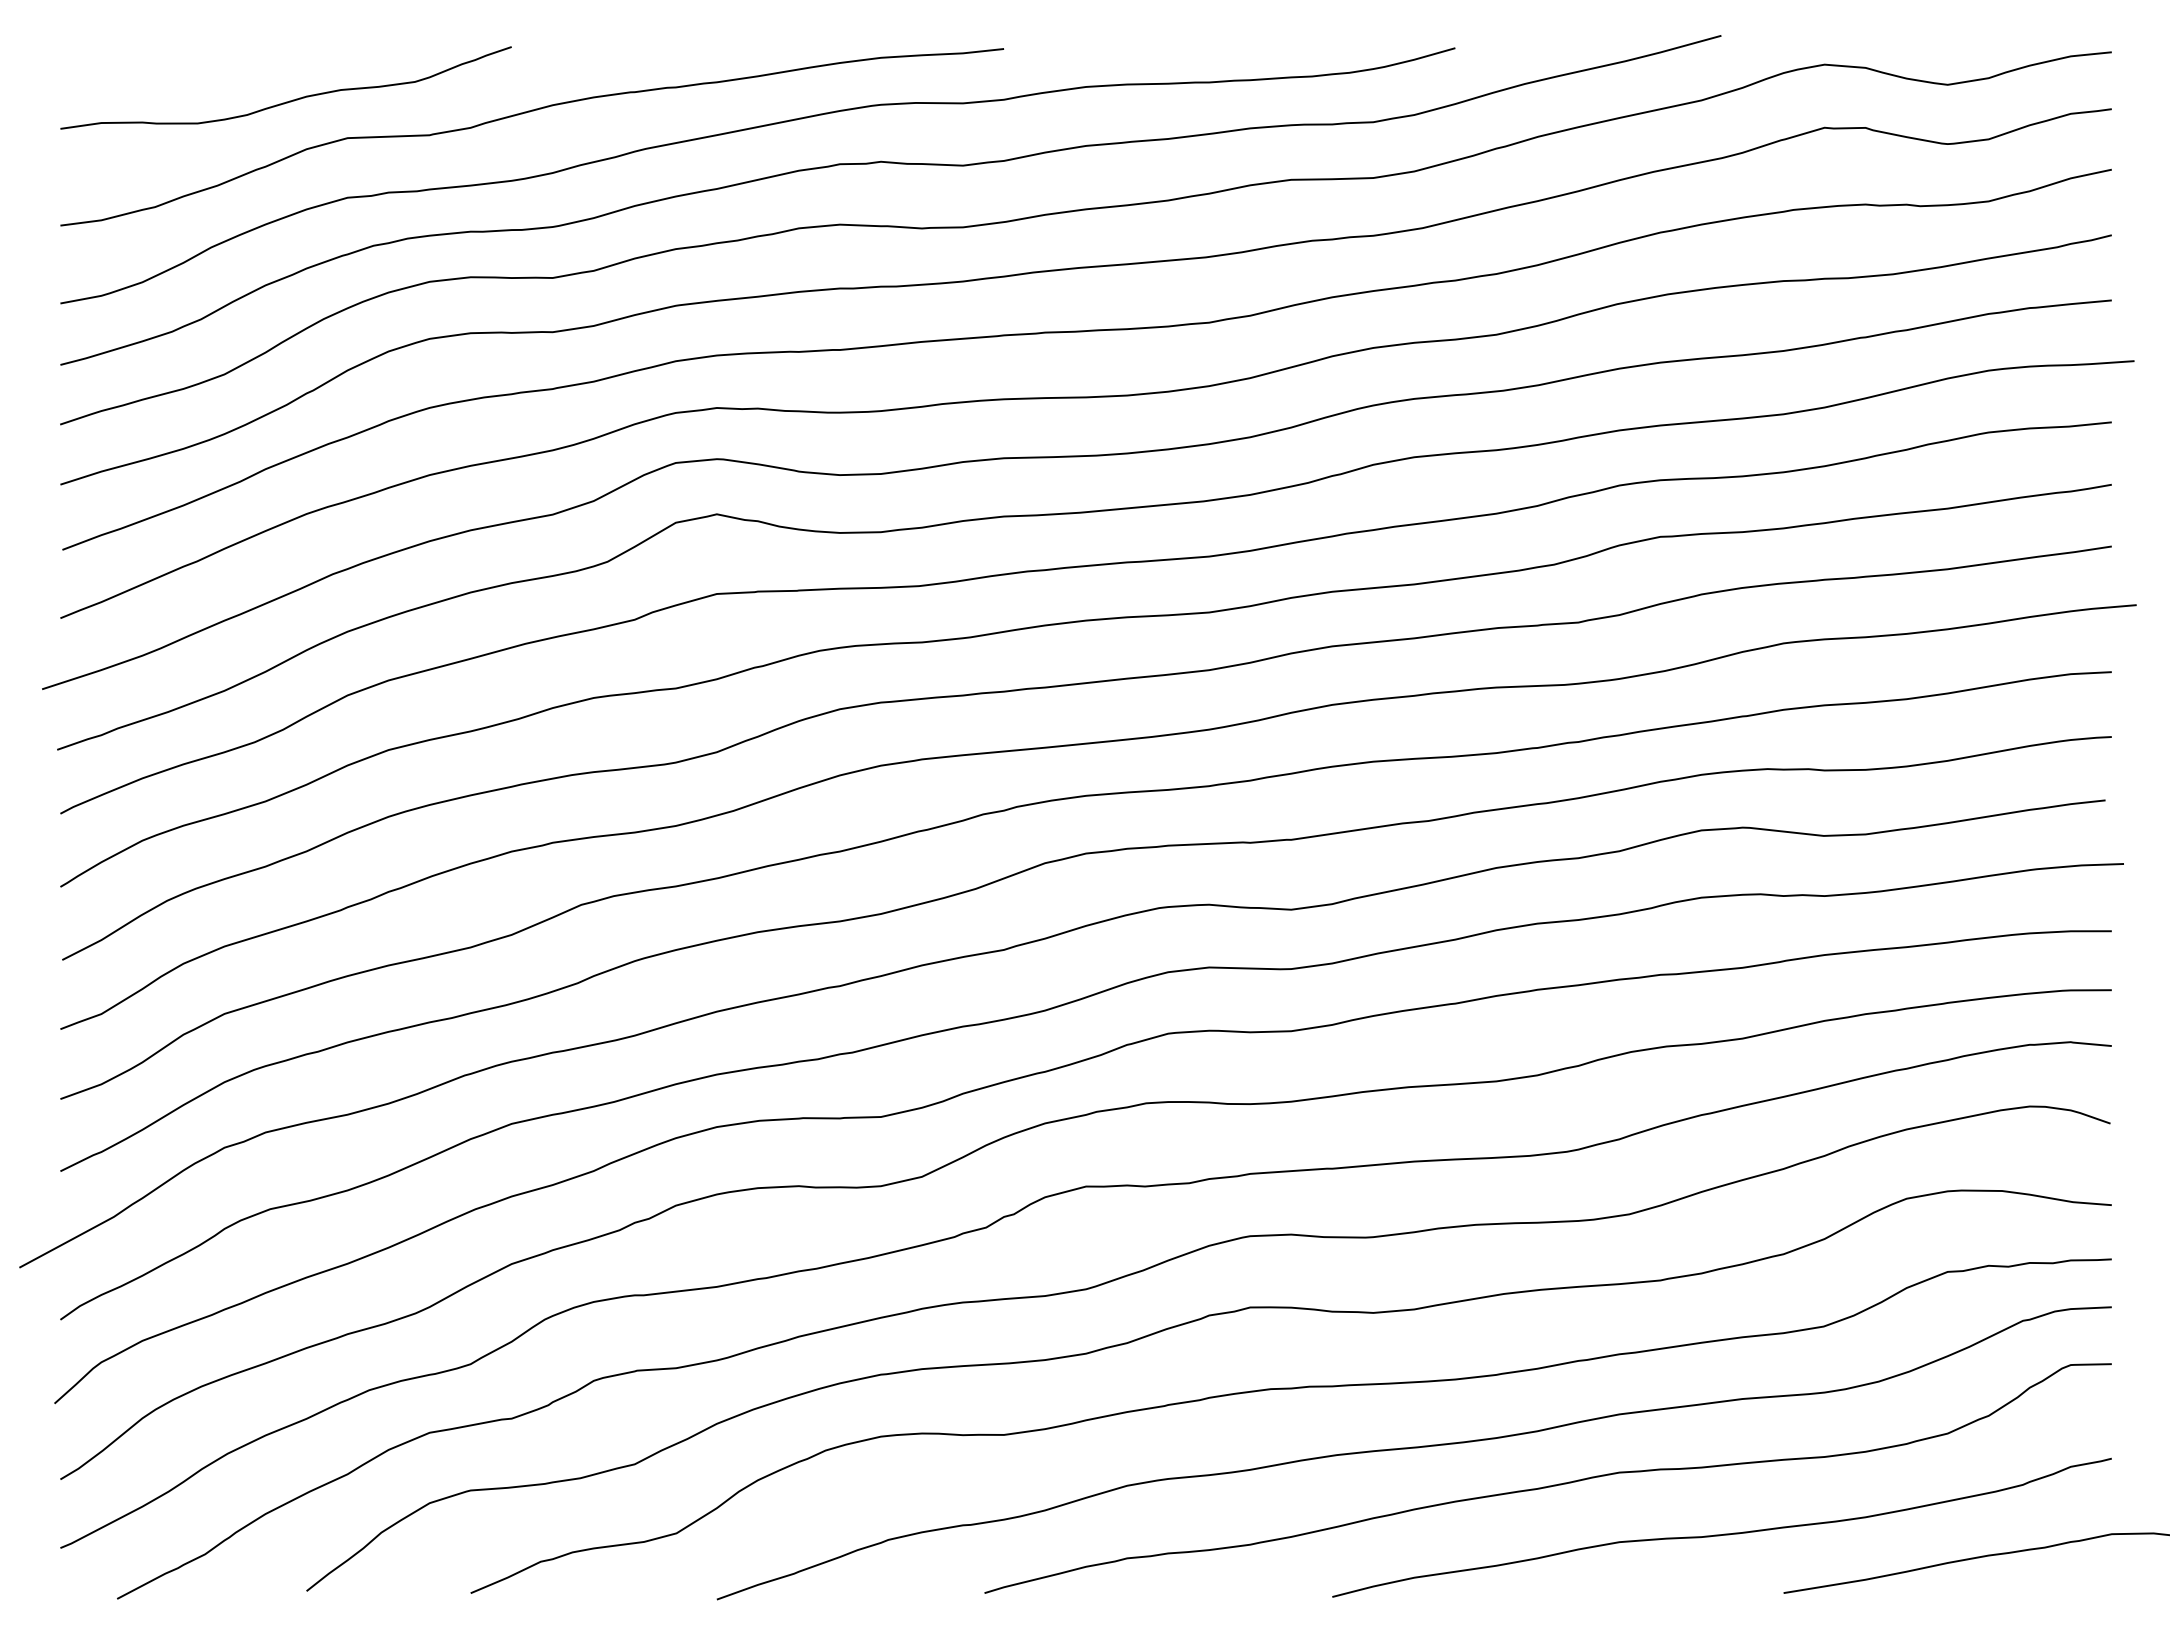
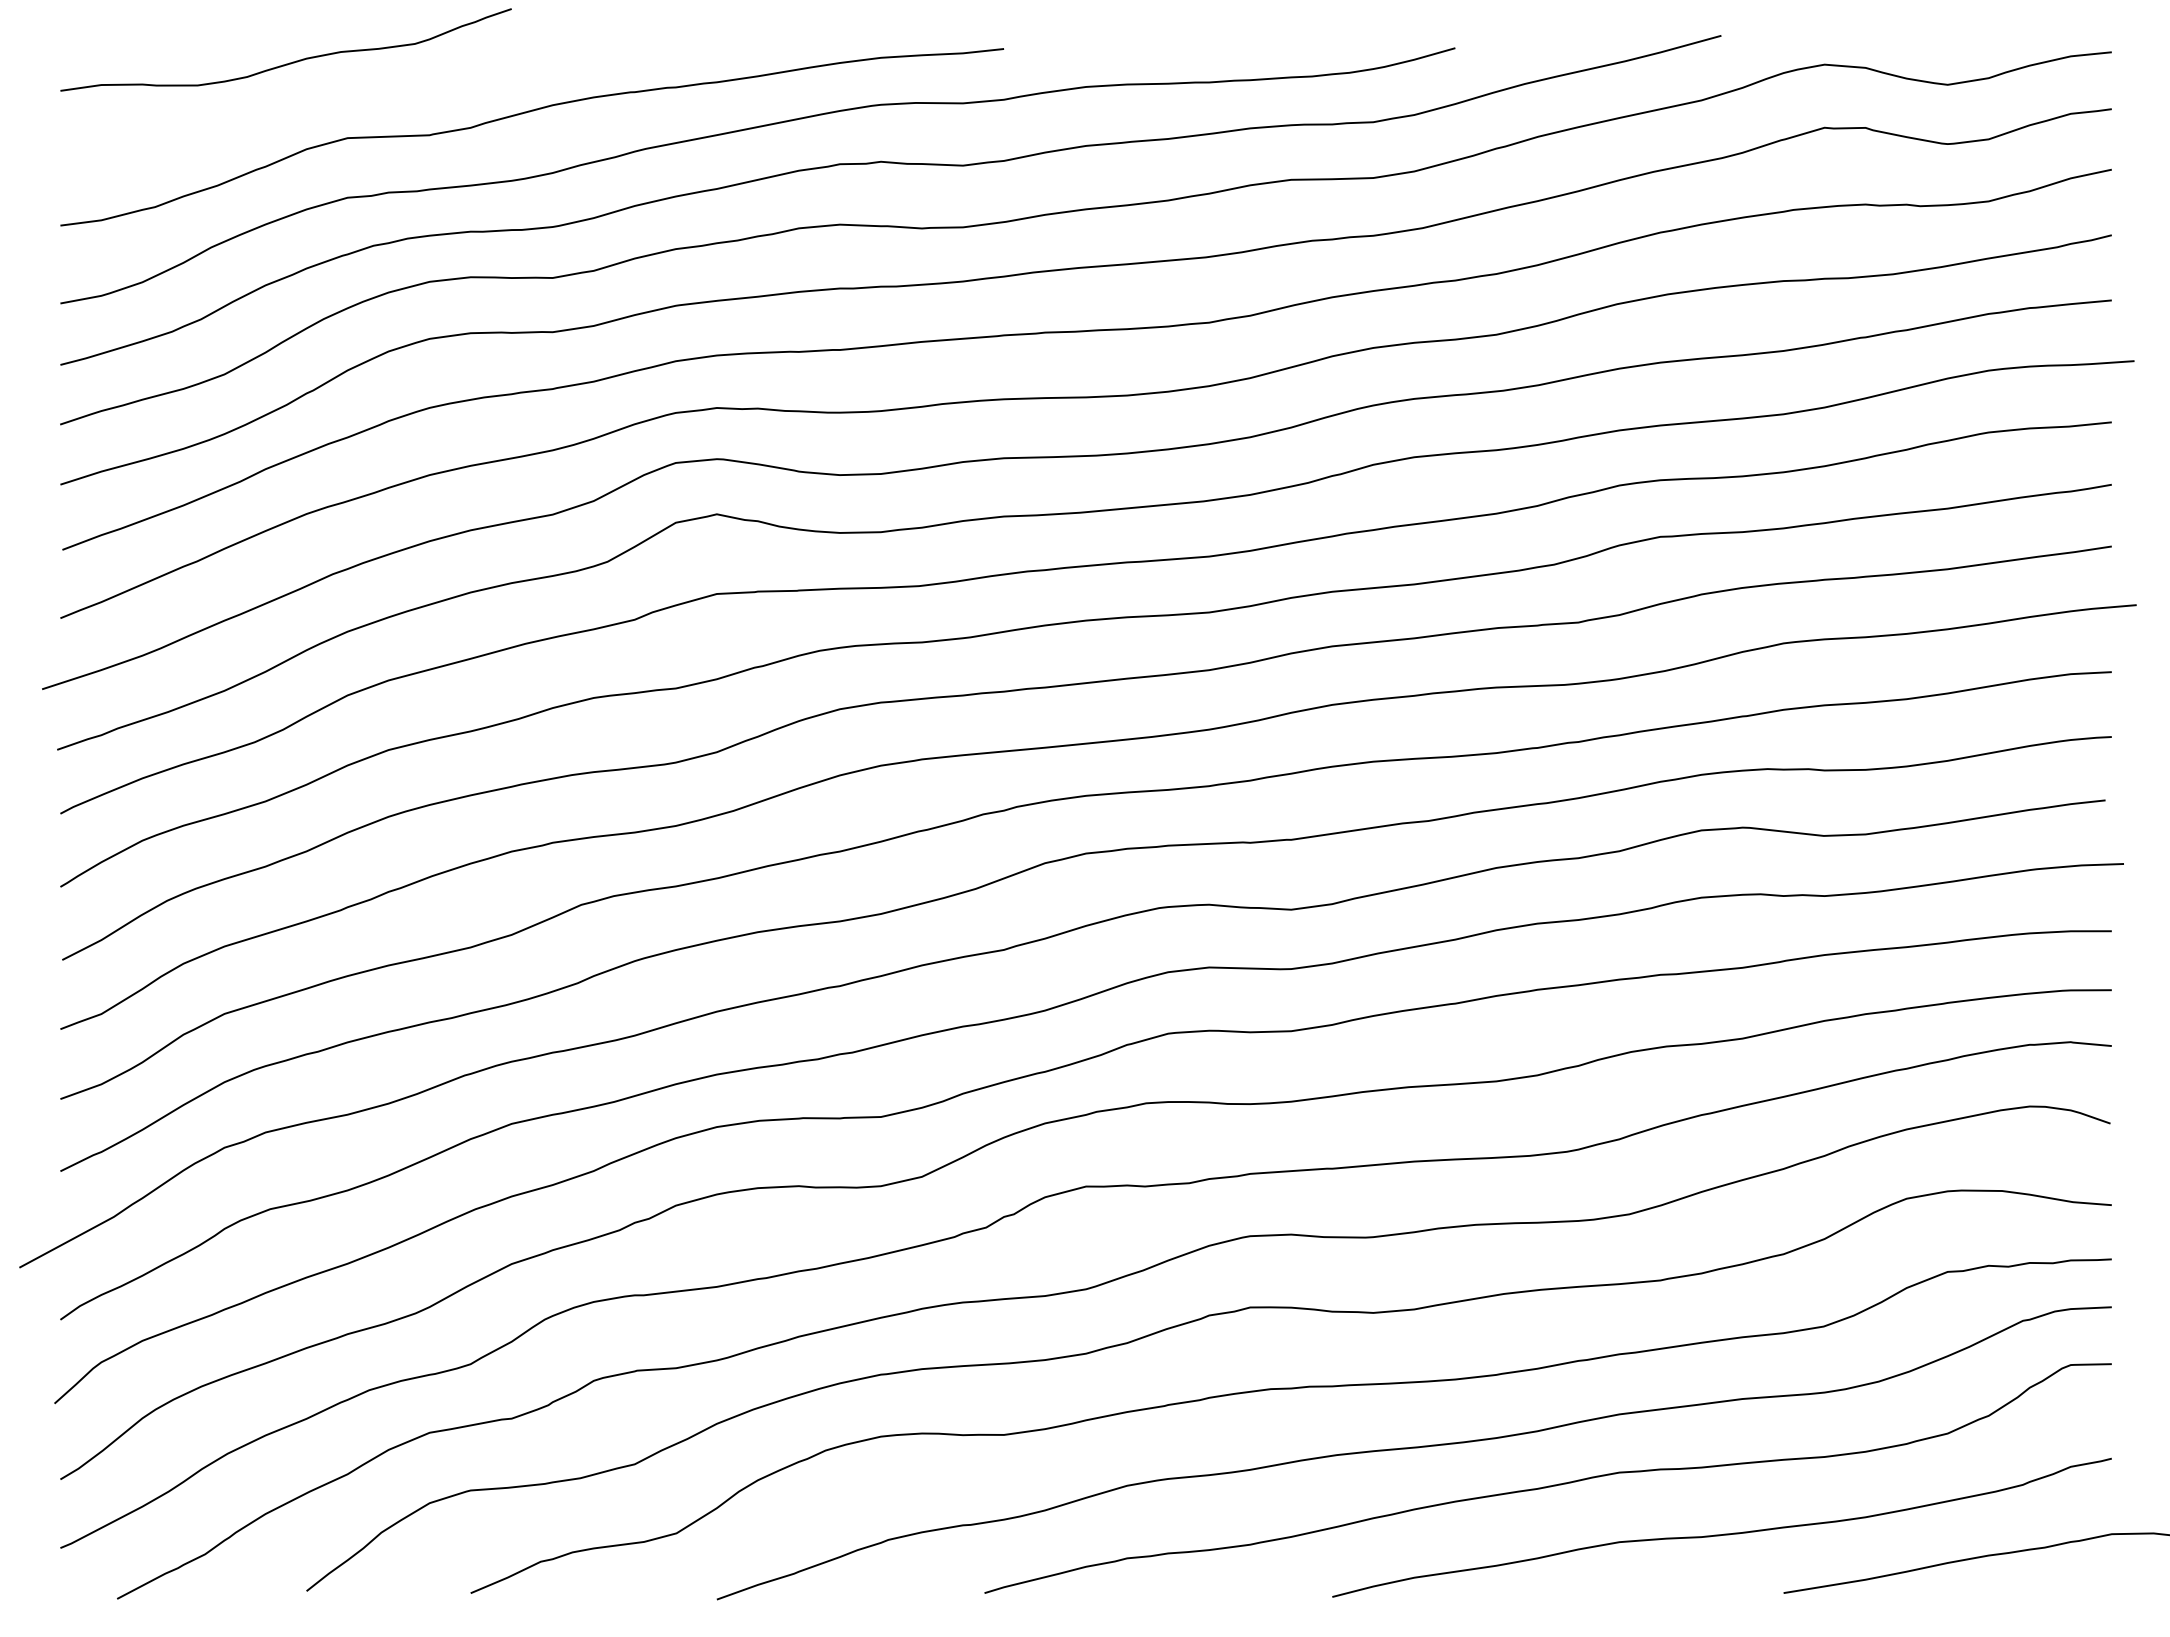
curve position: (289, 100) -> (289, 62) (289, 62)
